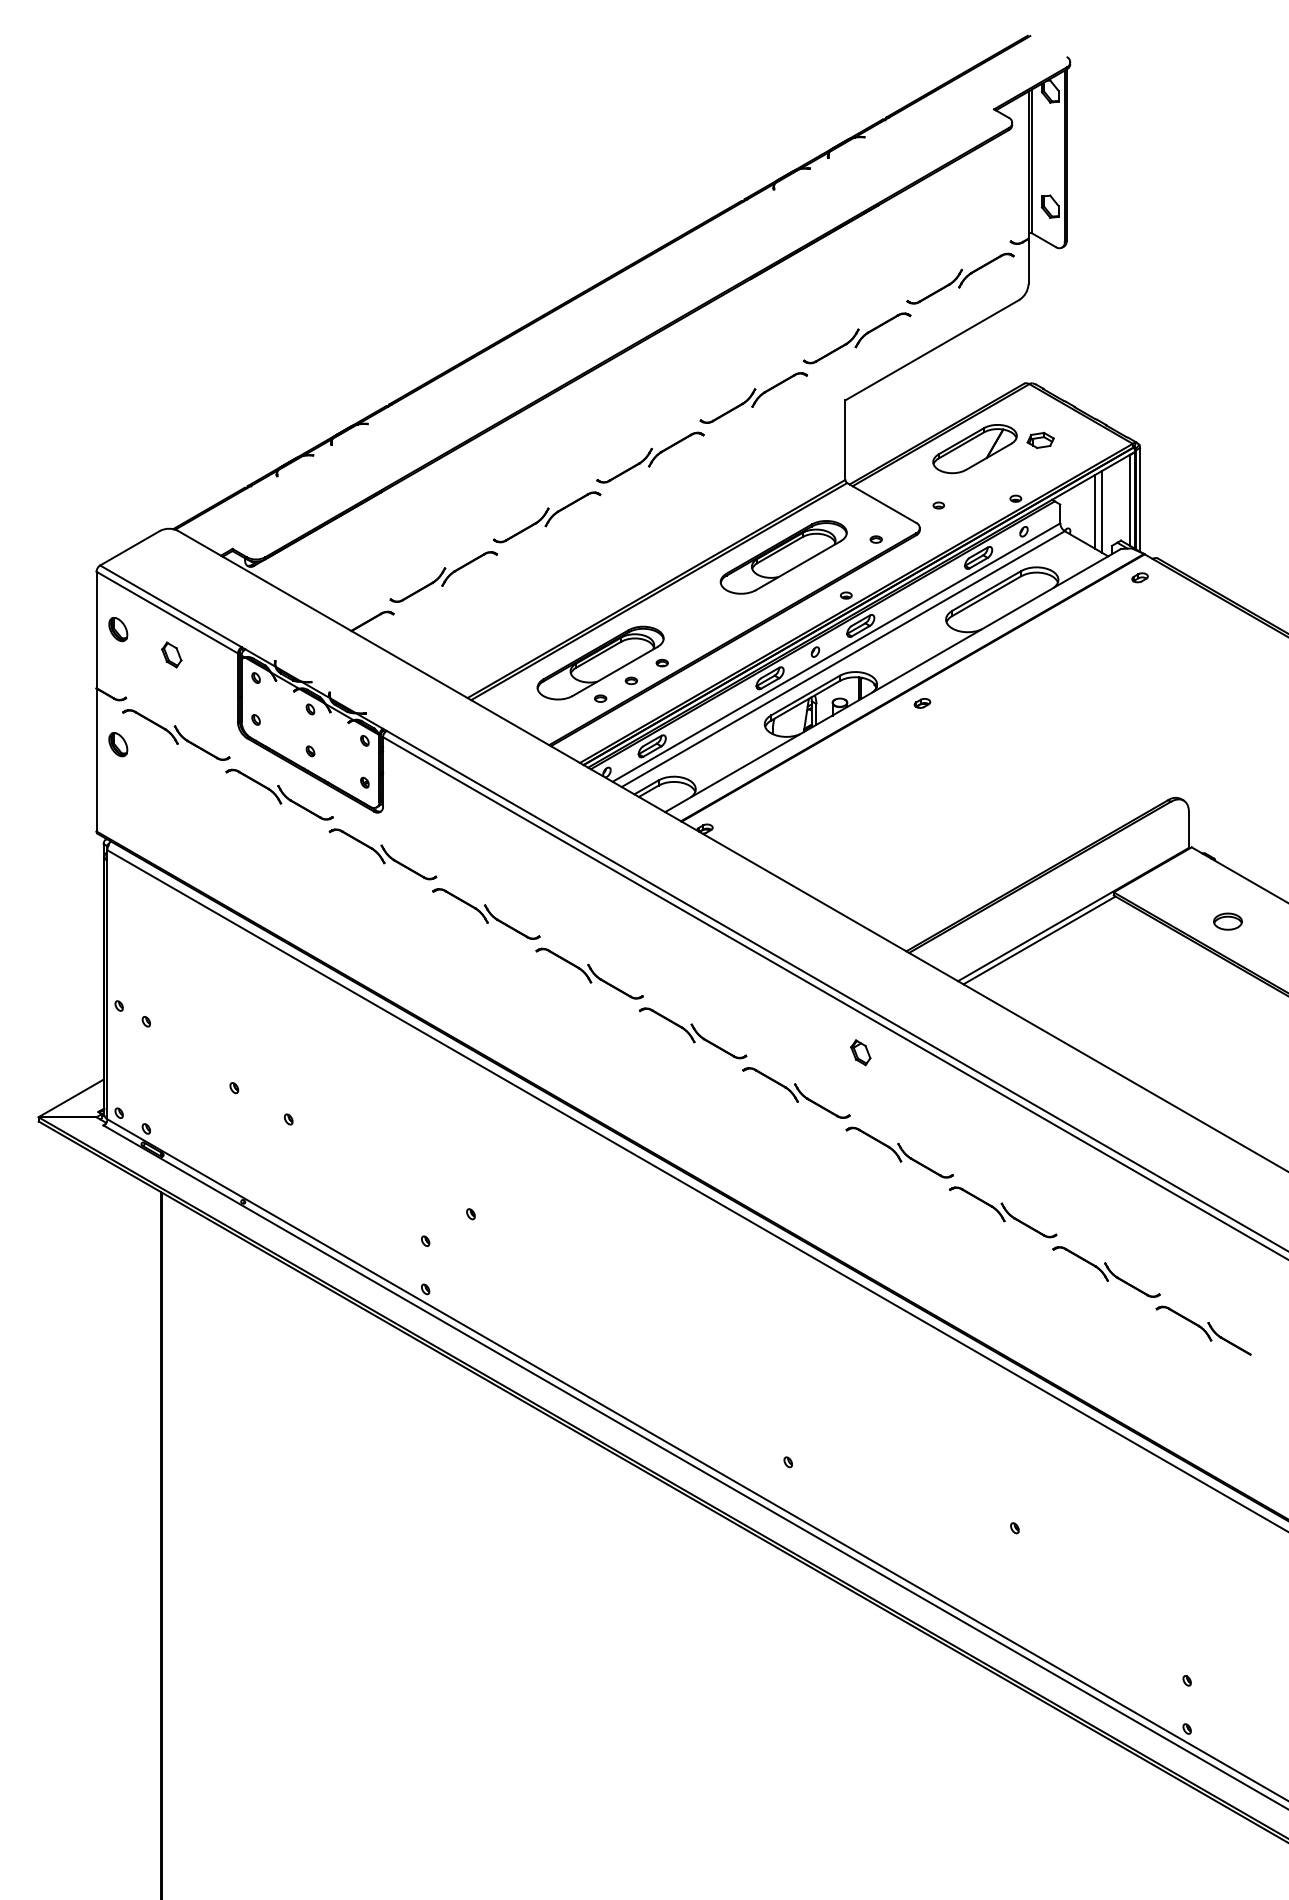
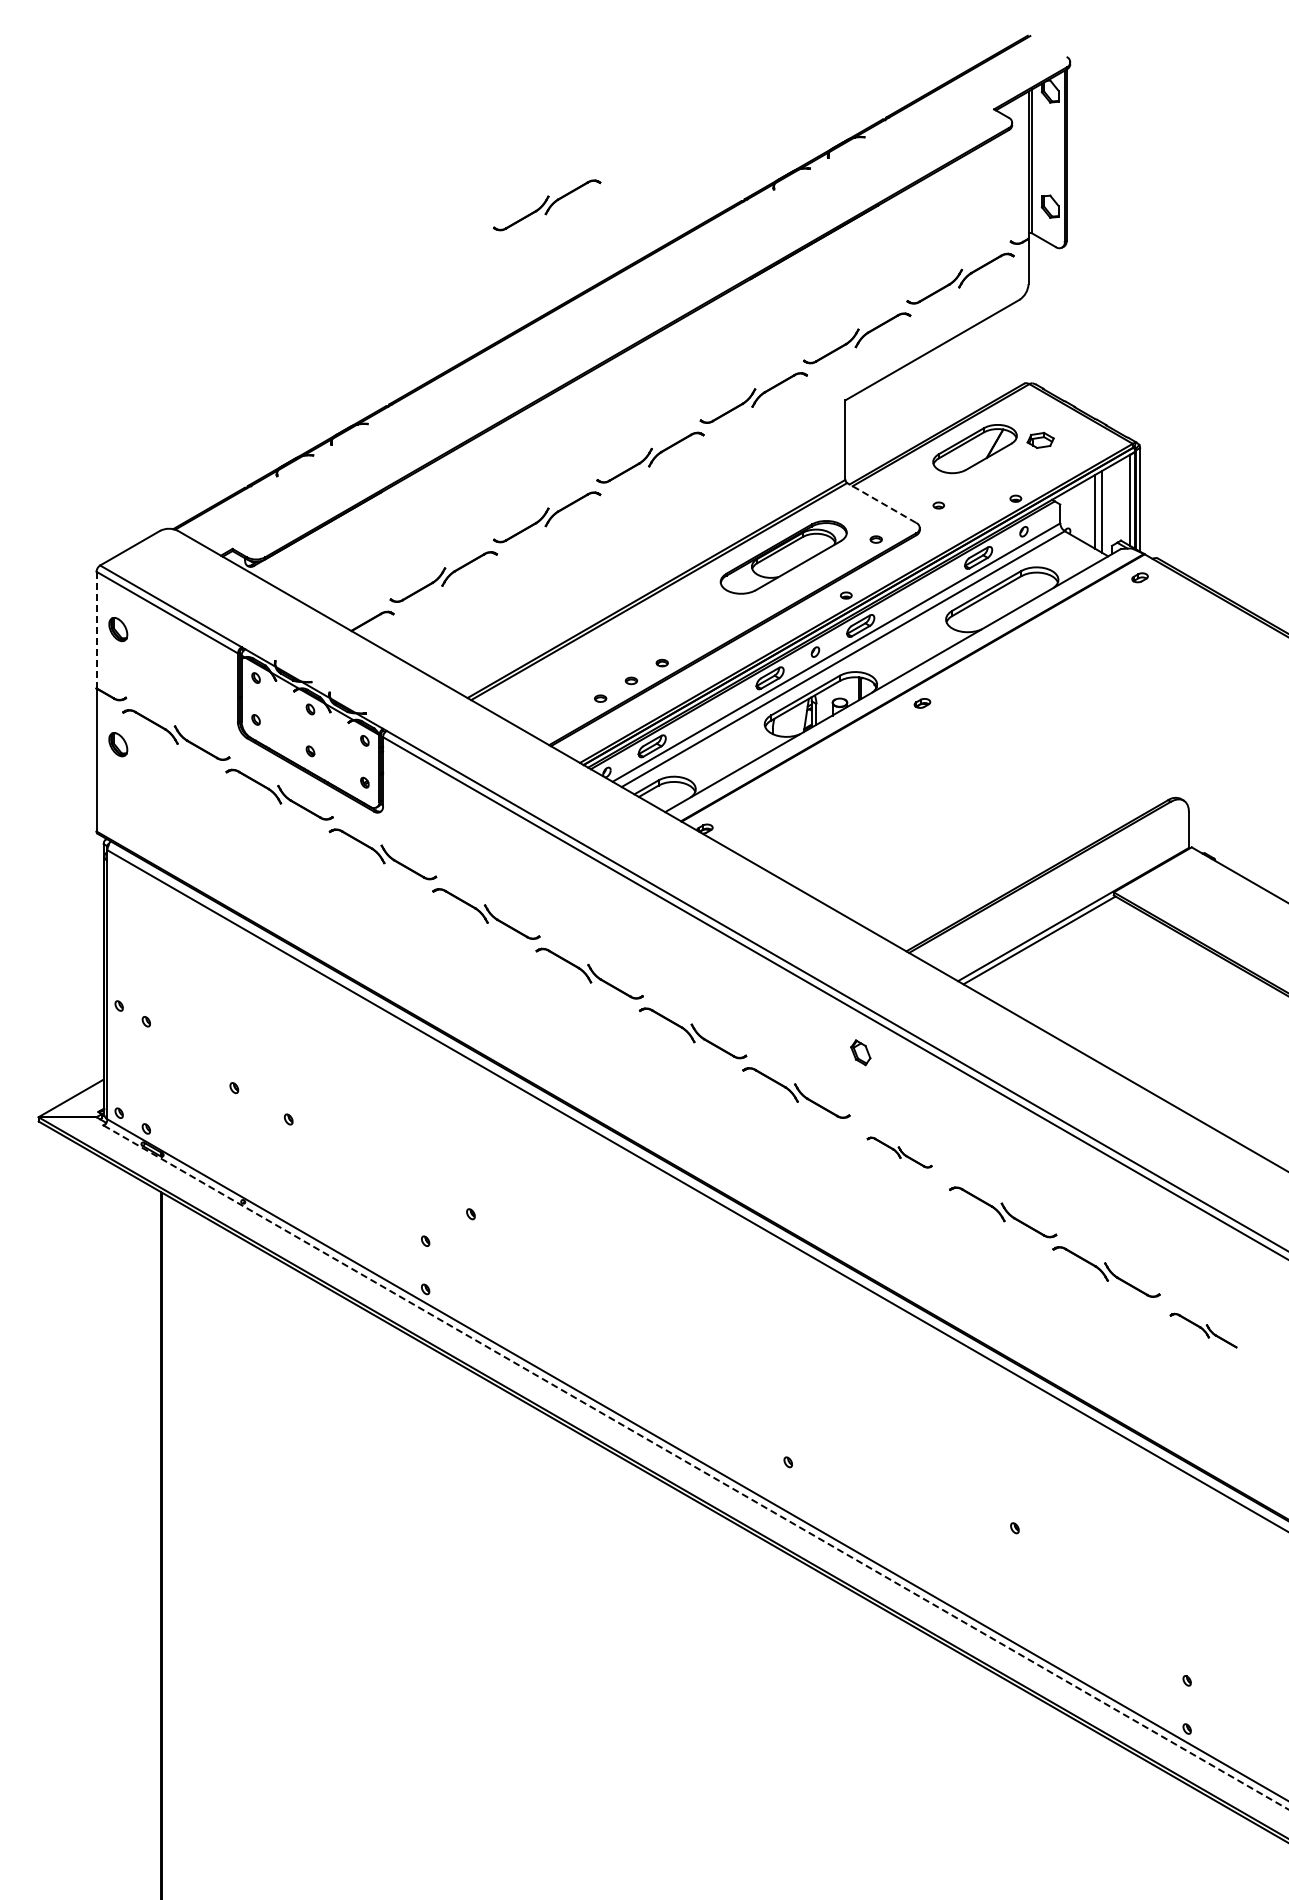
part: none -> present (547, 205)
line: solid -> dashed (881, 502)
line: solid -> dashed (96, 630)
part: present -> none (171, 654)
part: present -> none (600, 662)
part: present -> none (1227, 921)
part size: 109x53 px -> 67x33 px (899, 1152)
part size: 97x51 px -> 69x37 px (1203, 1330)
line: solid -> dashed (696, 1467)
